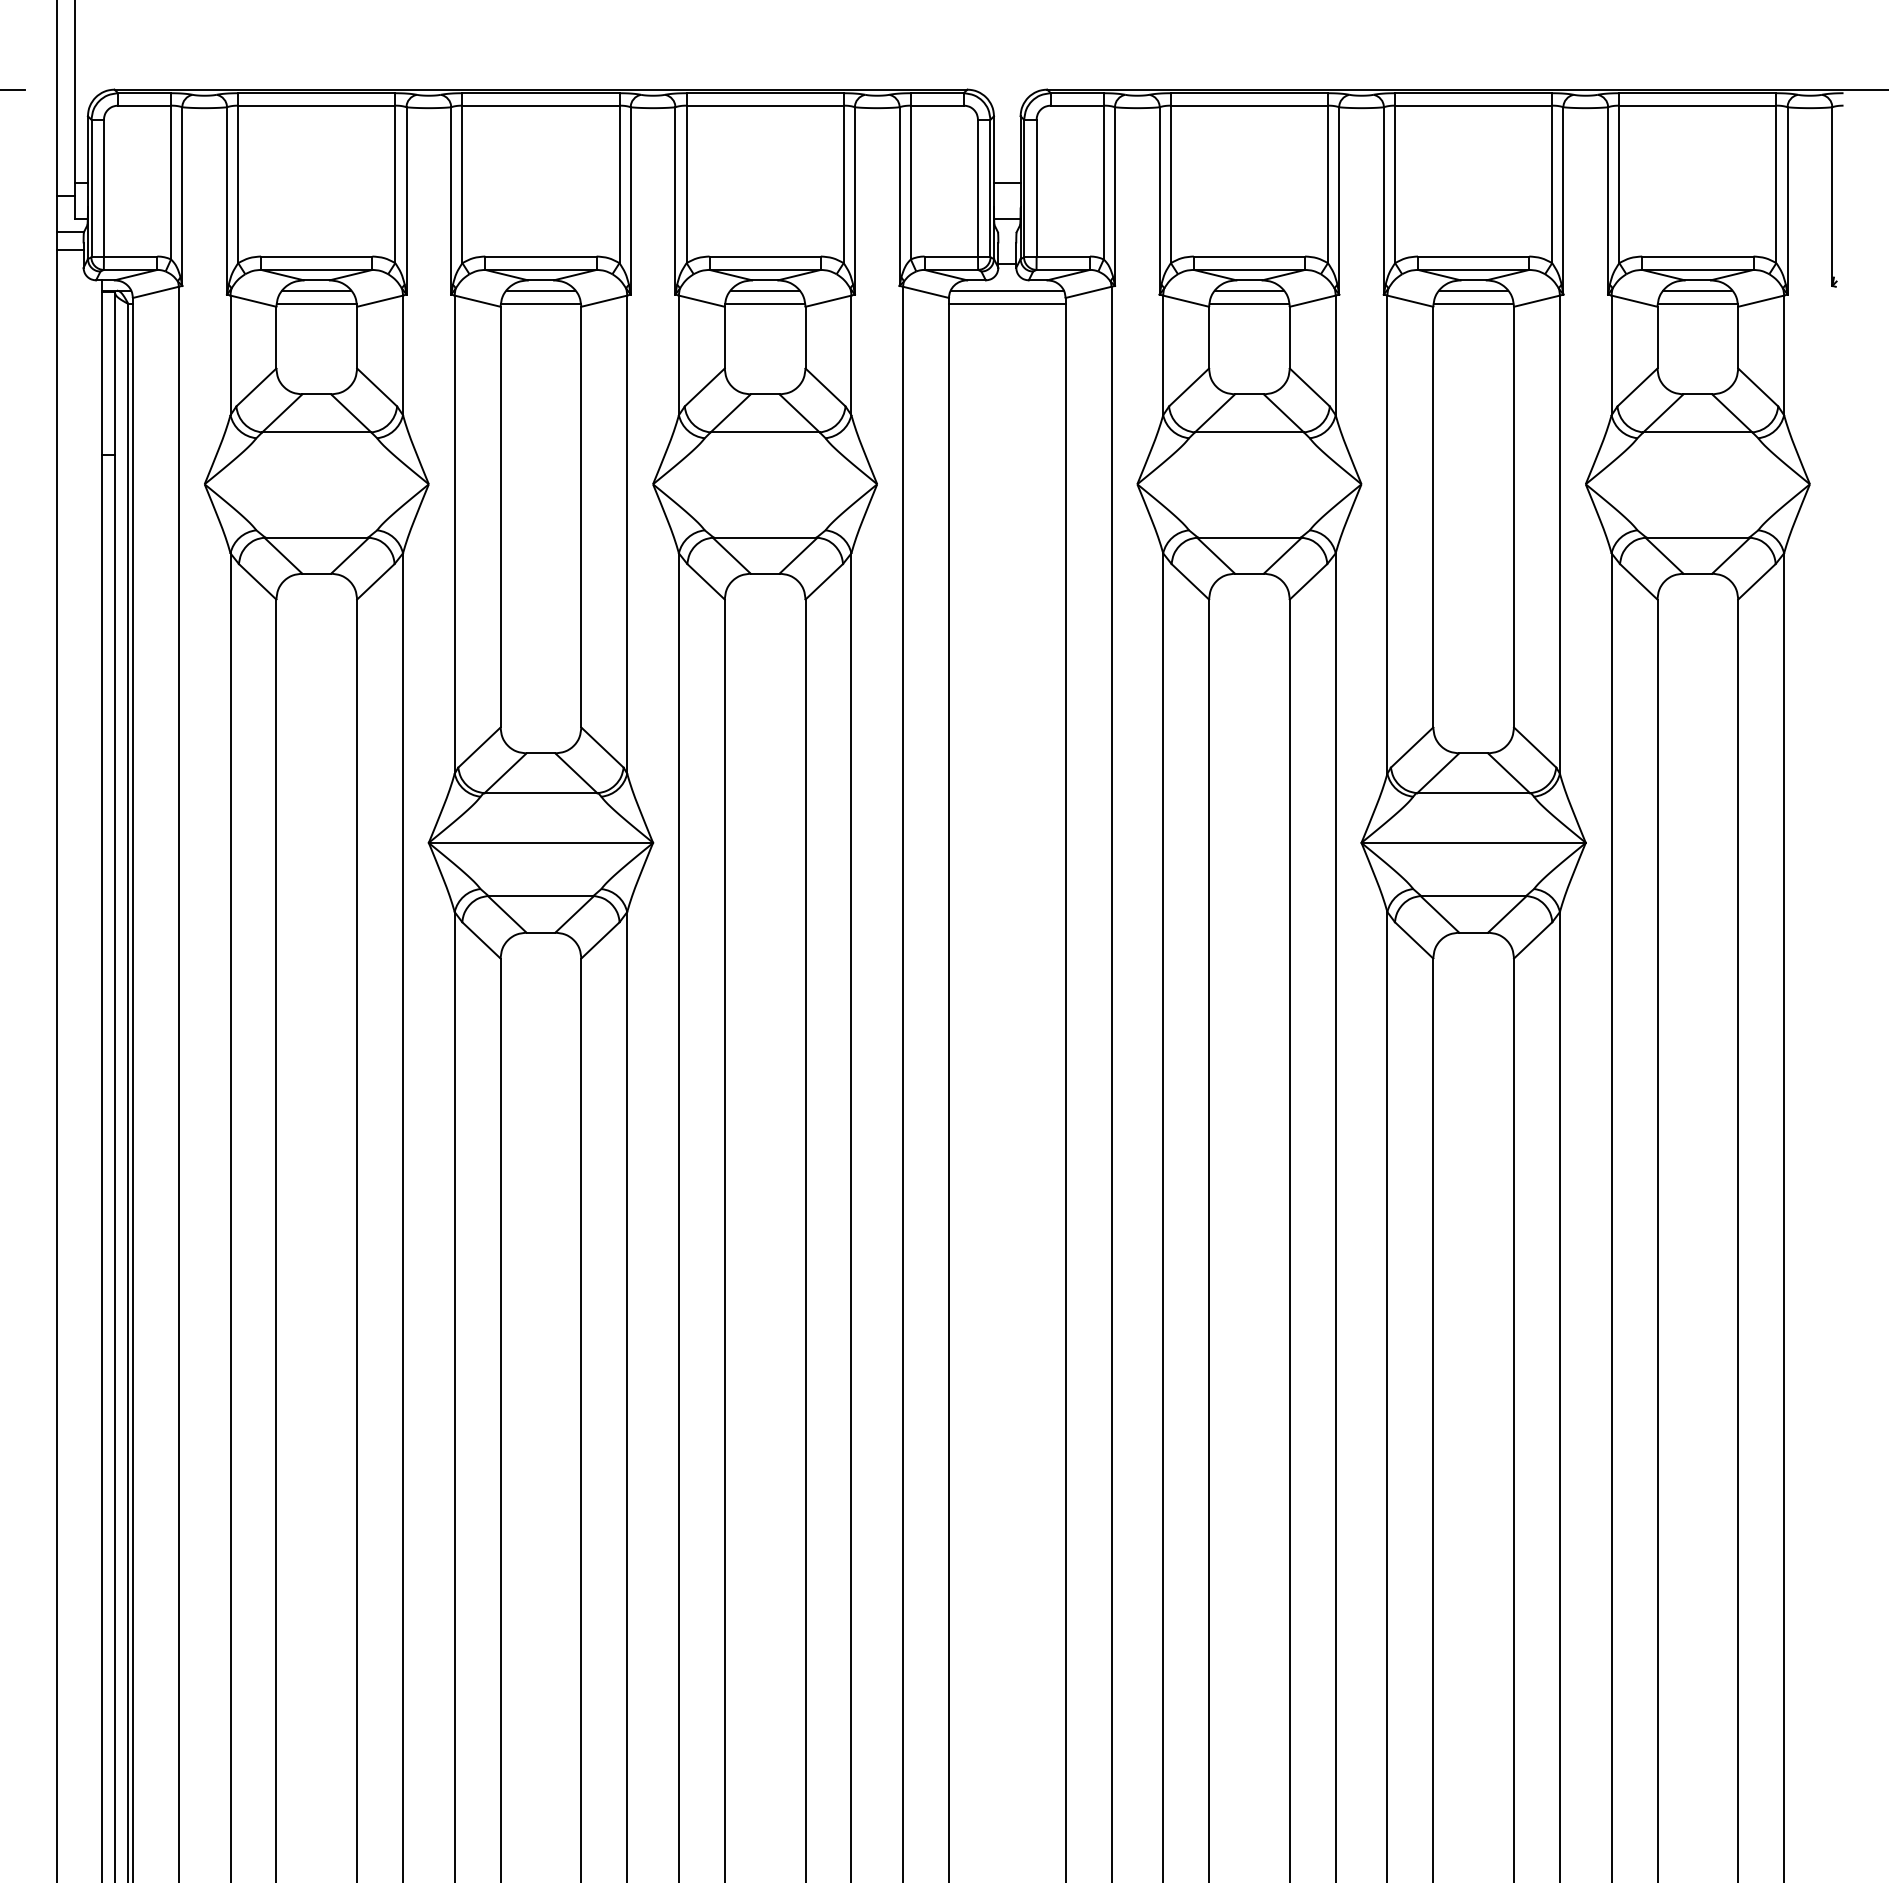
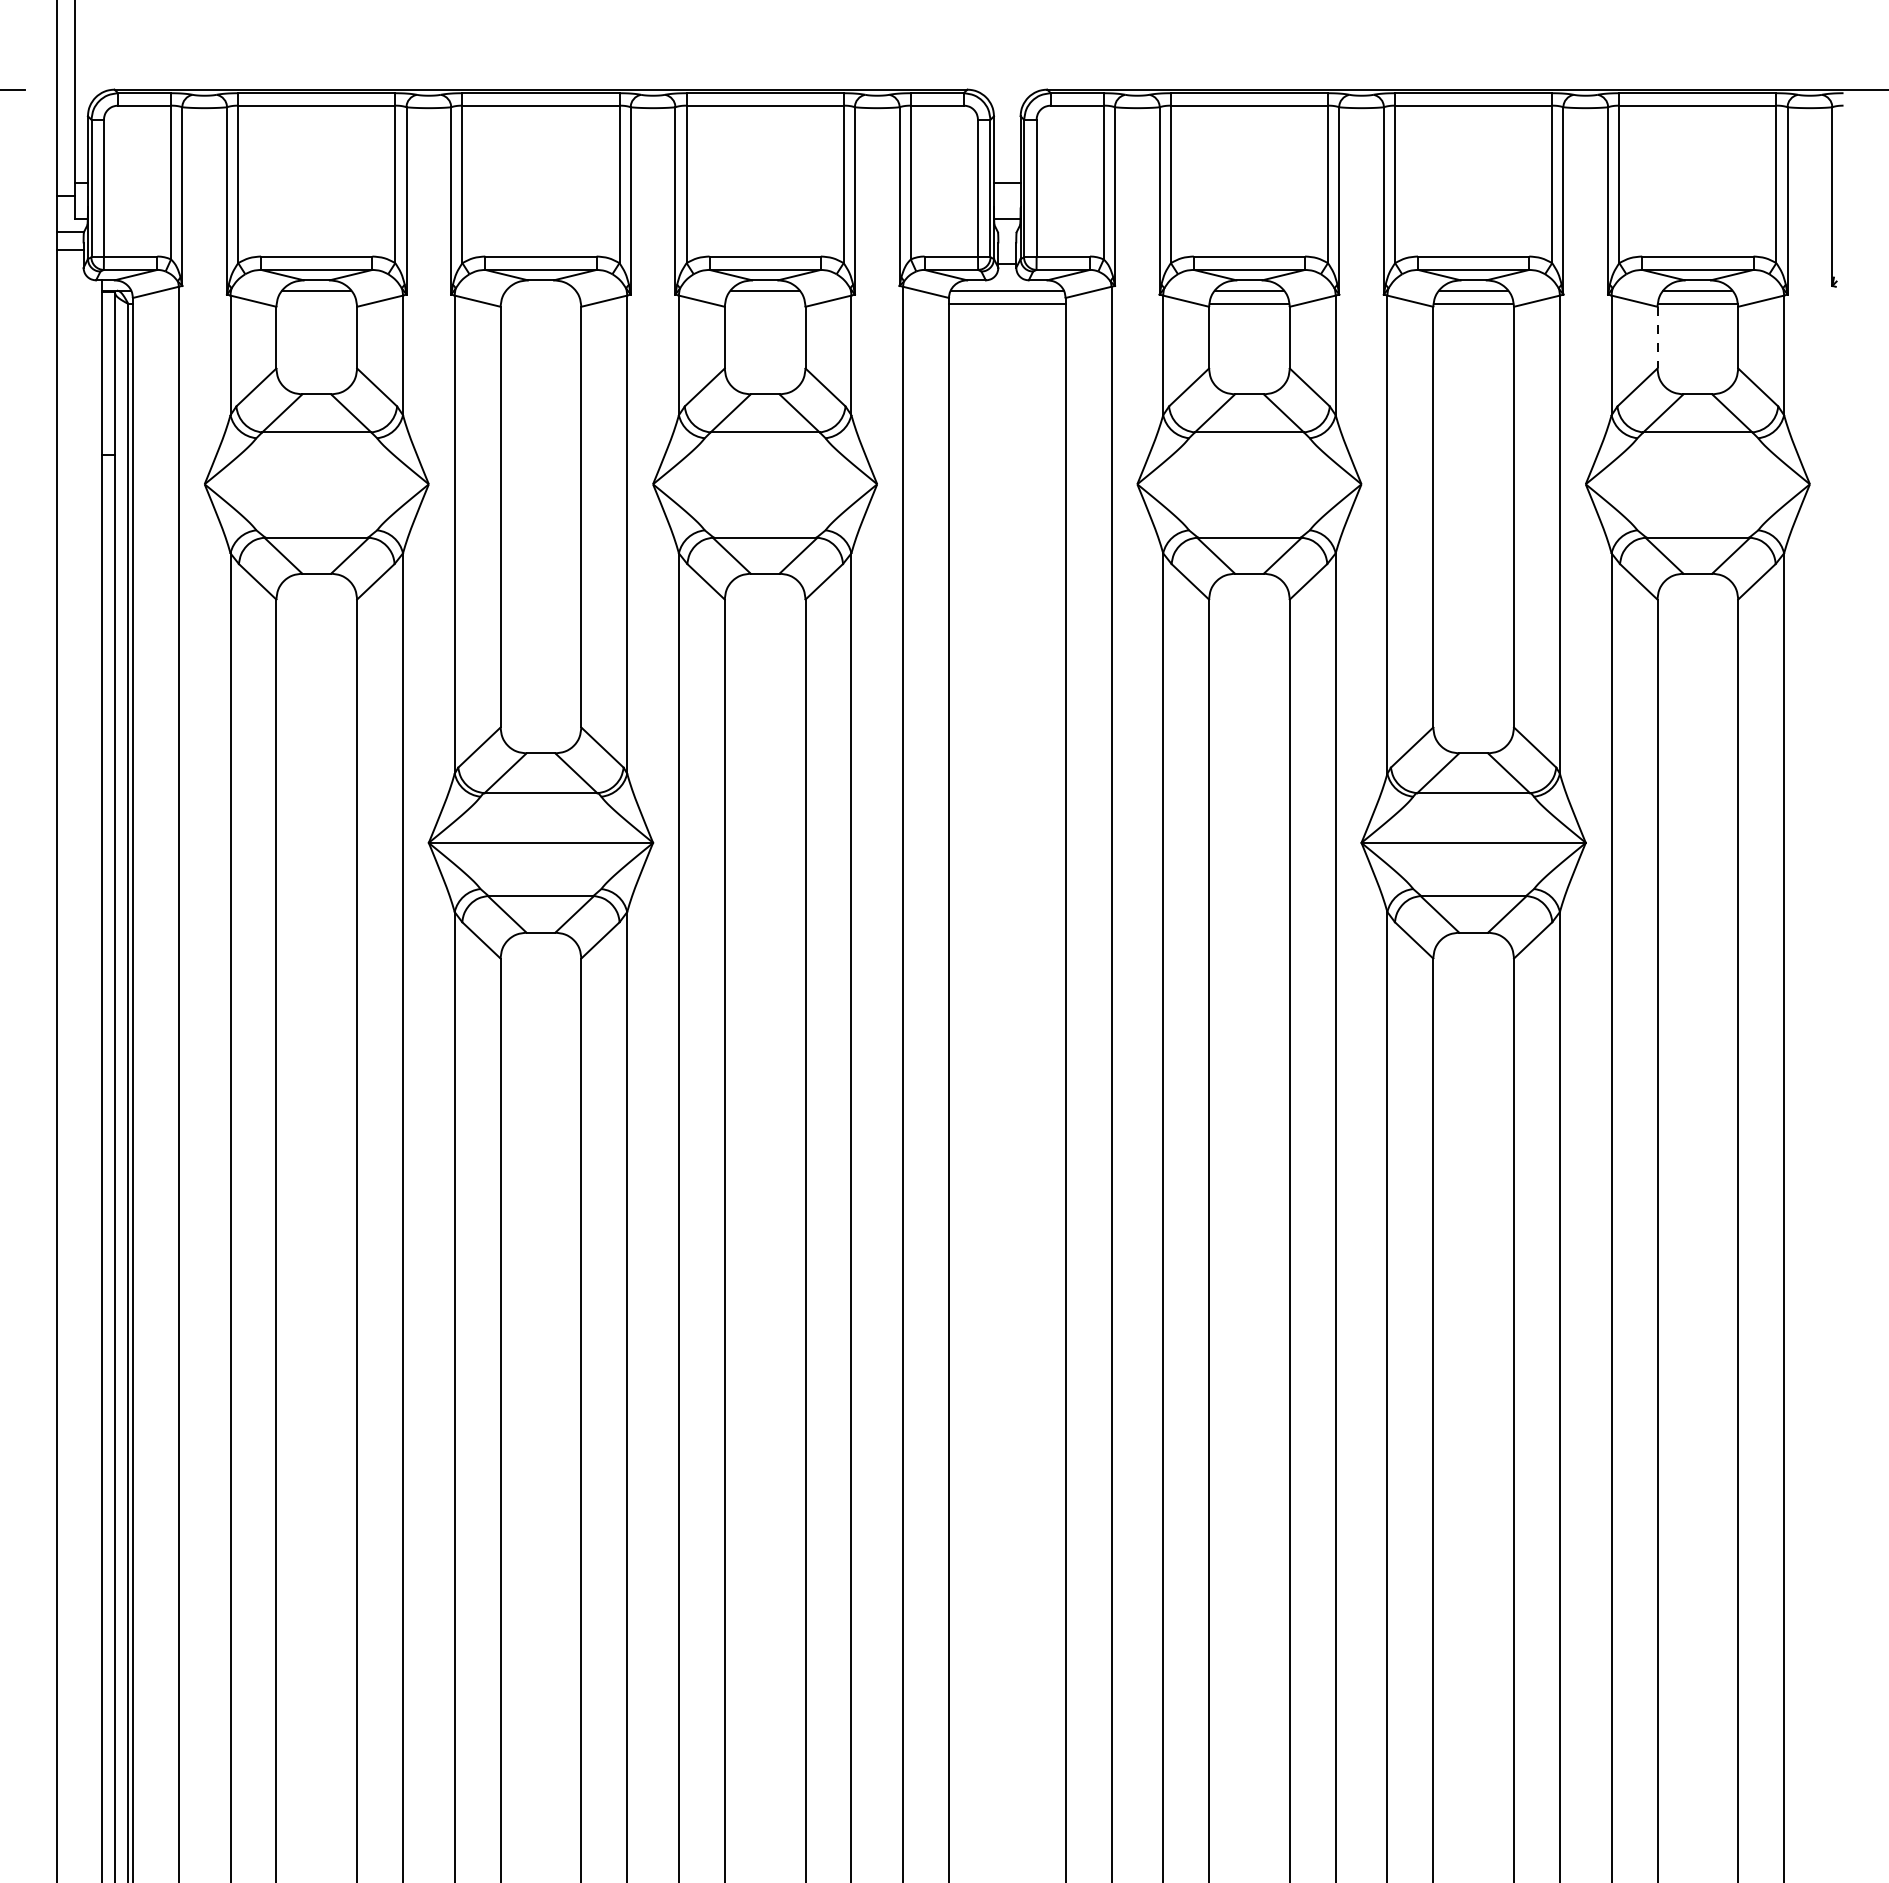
line: present -> none (540, 290)
line: present -> none (316, 303)
line: present -> none (540, 303)
line: present -> none (764, 303)
line: solid -> dashed (1657, 337)
